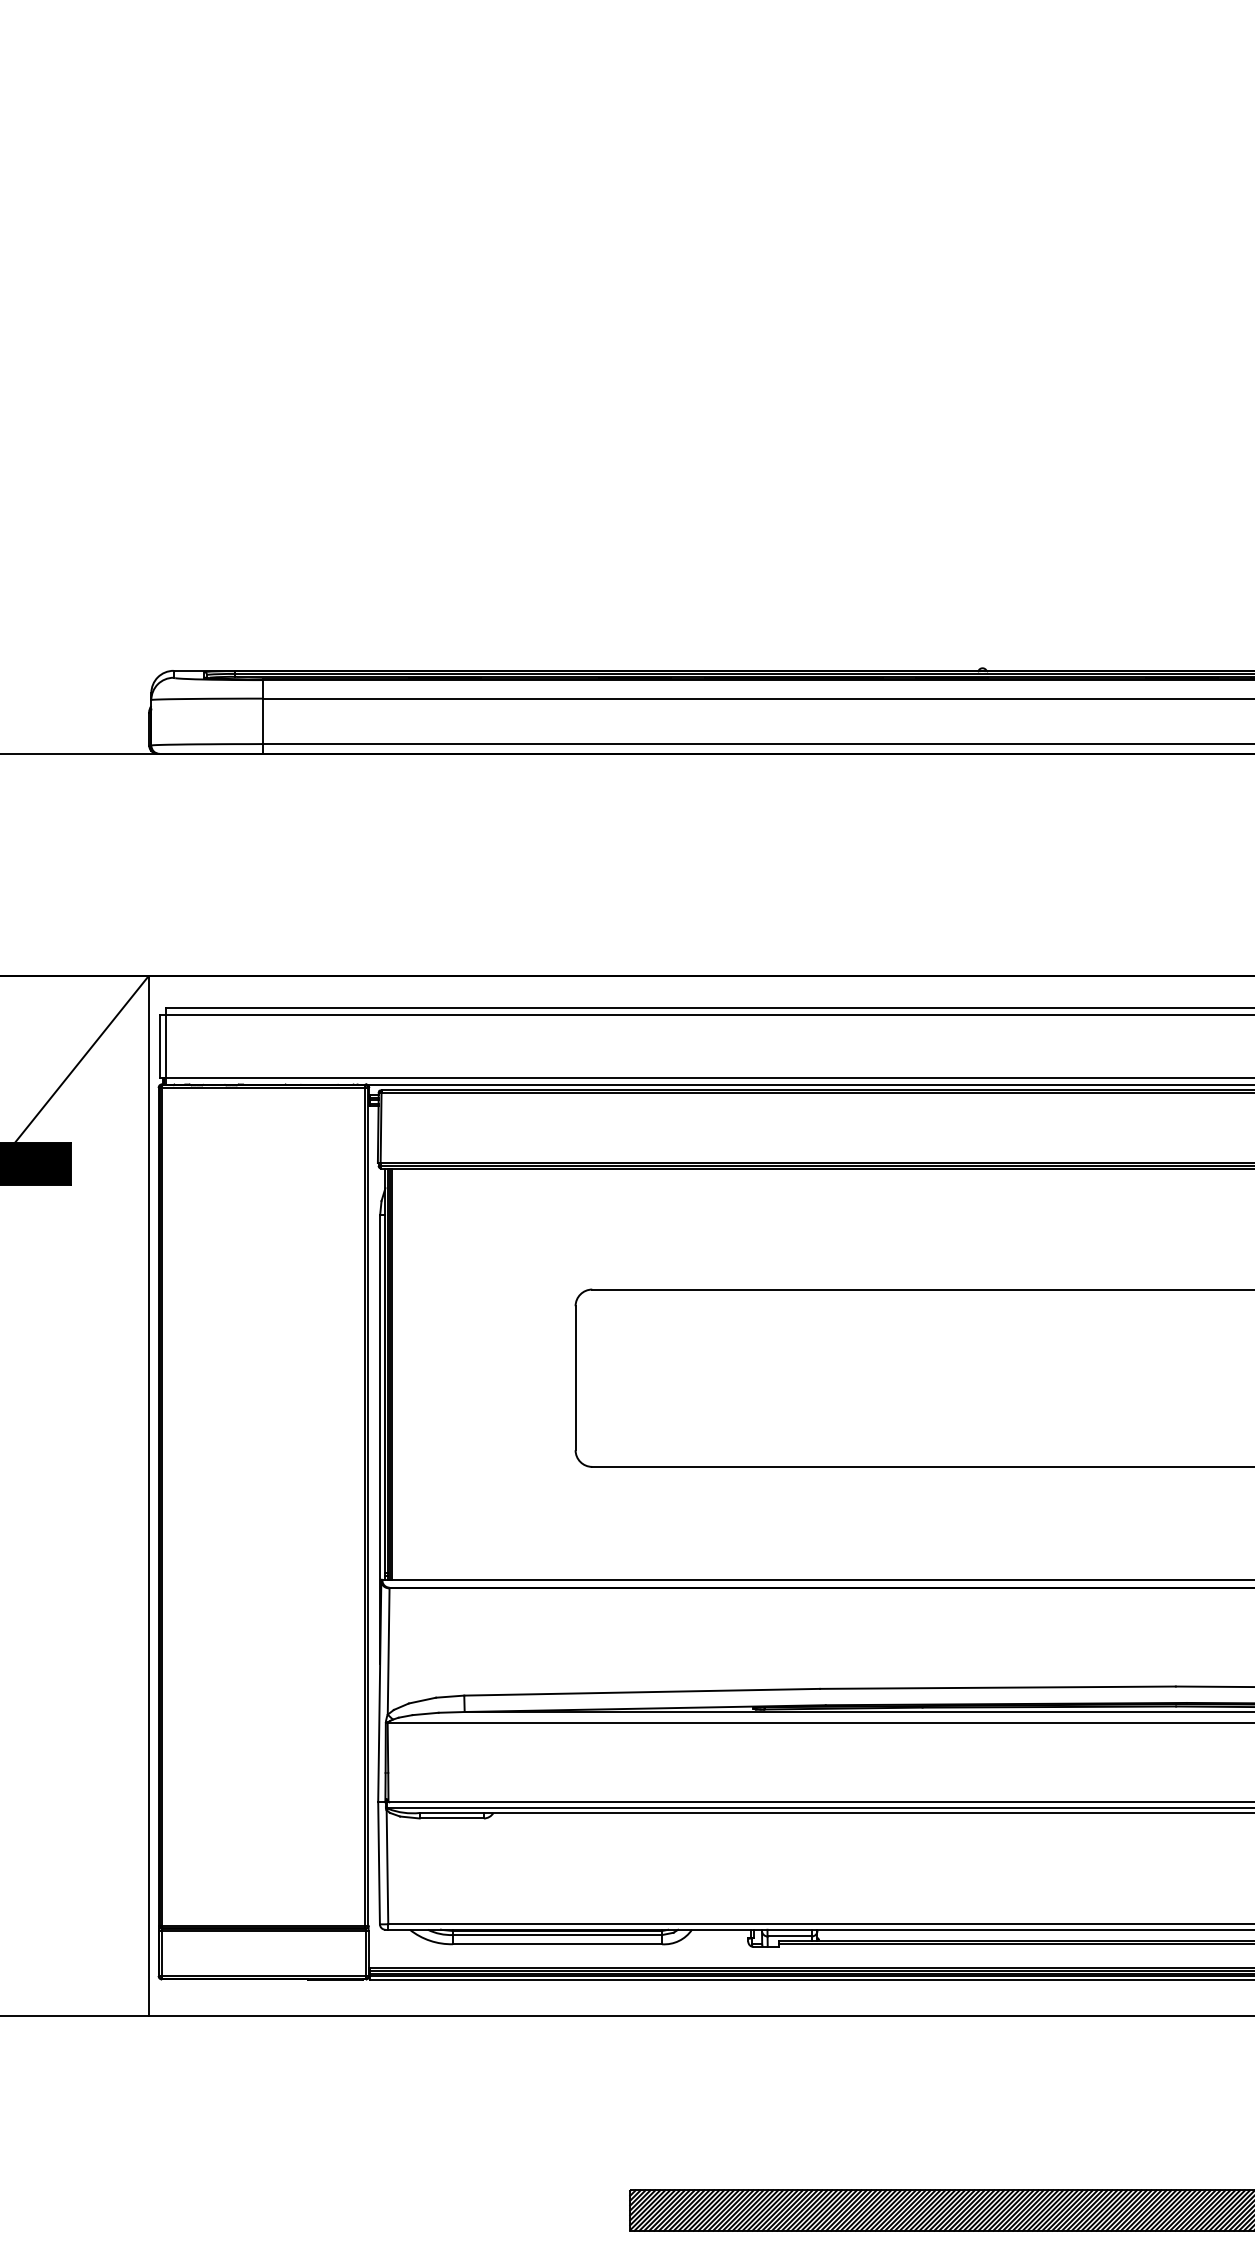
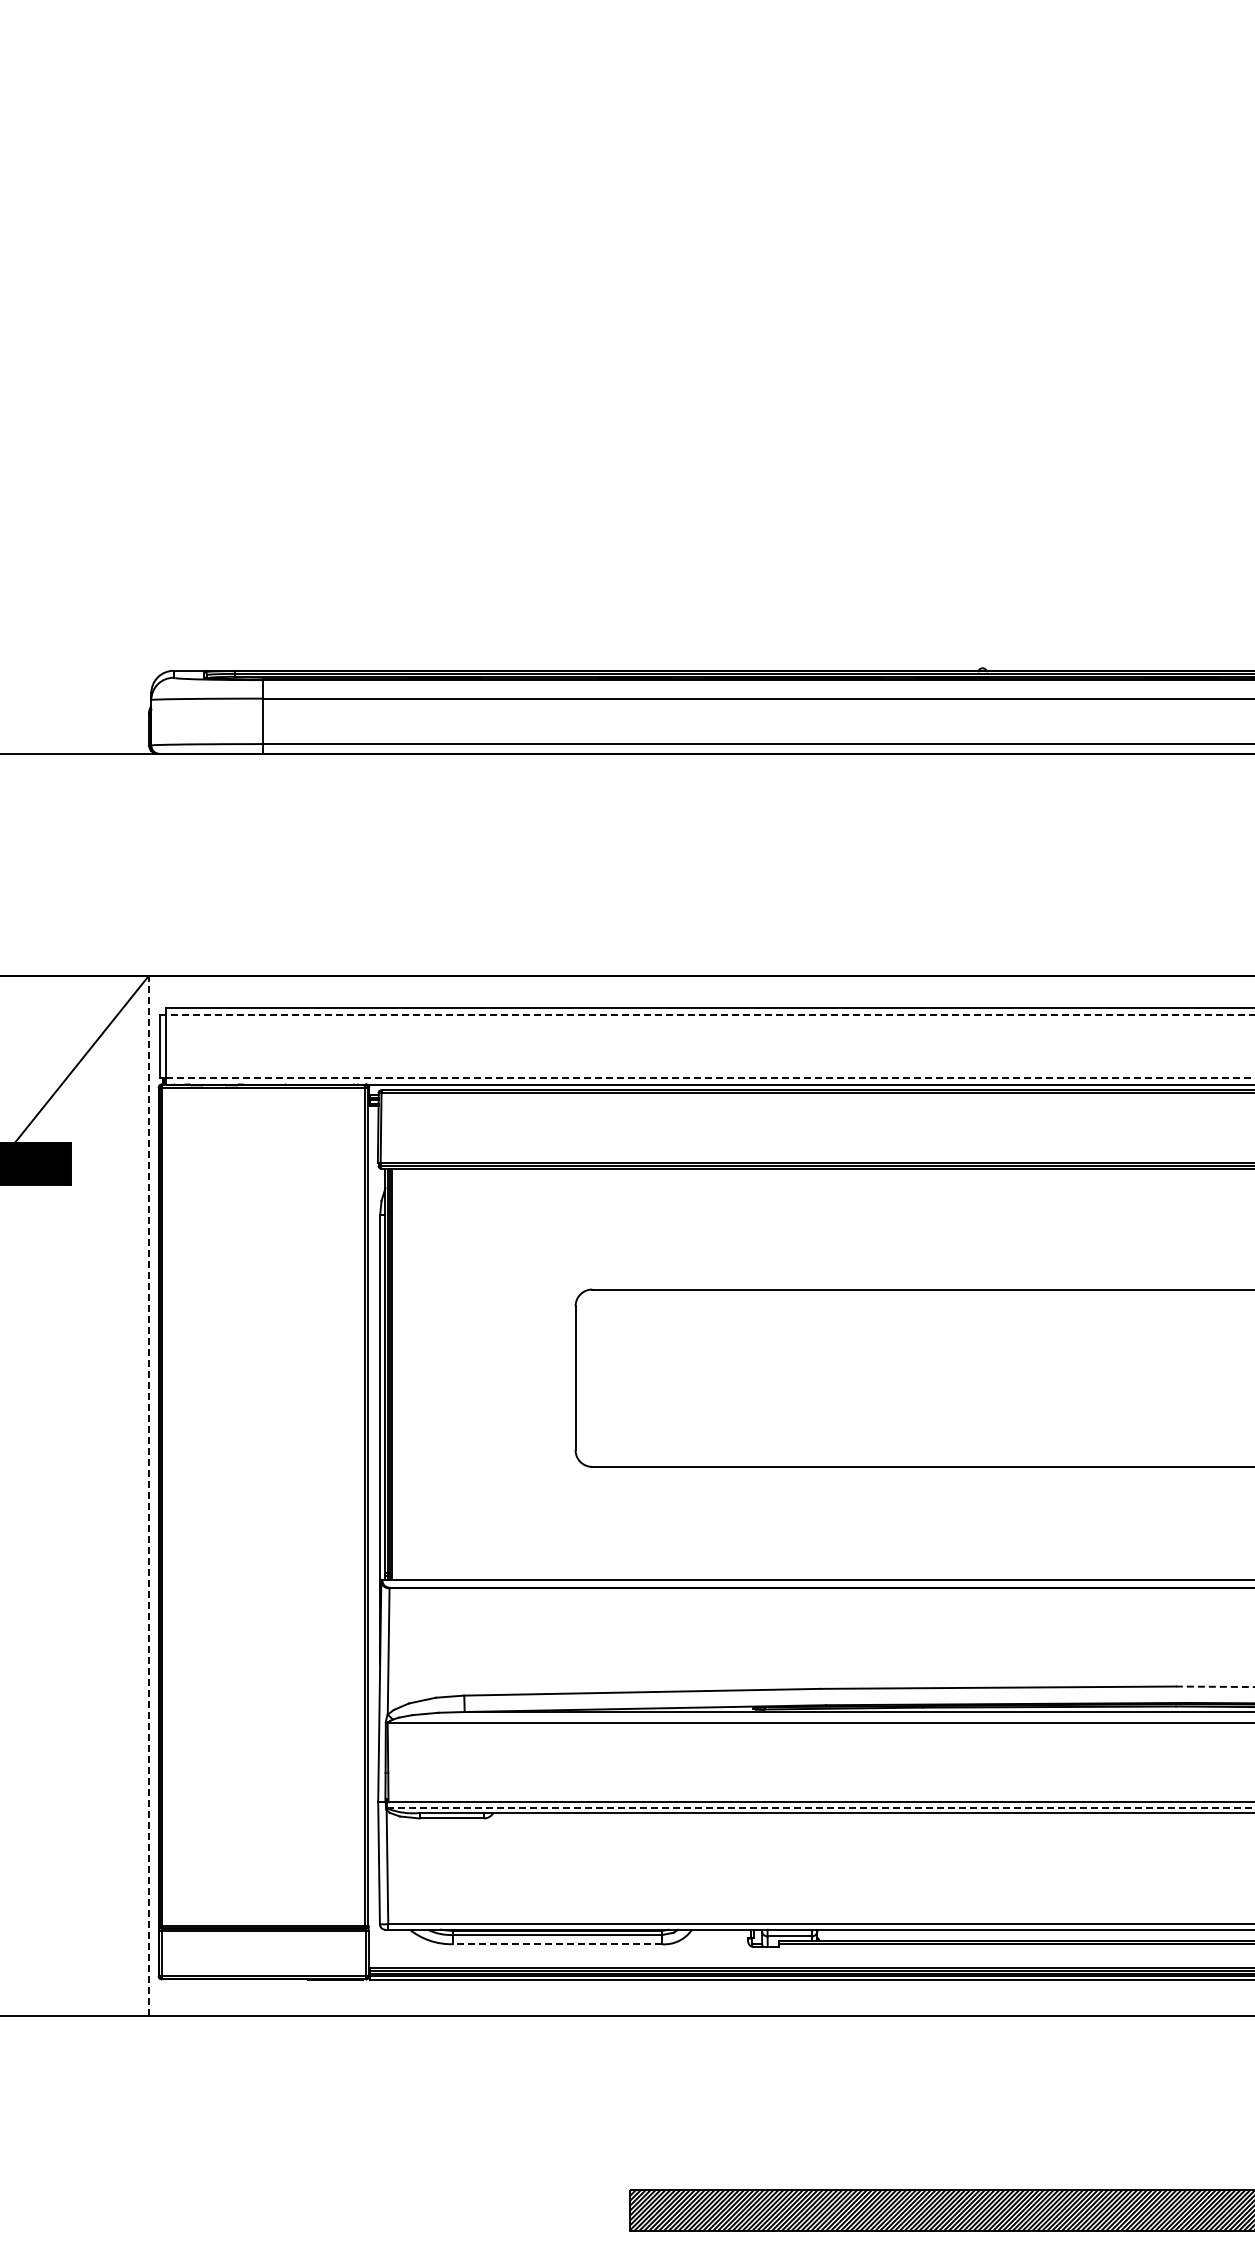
line: solid -> dashed (710, 1014)
line: solid -> dashed (710, 1078)
line: solid -> dashed (148, 1496)
line: solid -> dashed (1215, 1686)
line: solid -> dashed (821, 1807)
line: solid -> dashed (557, 1944)
